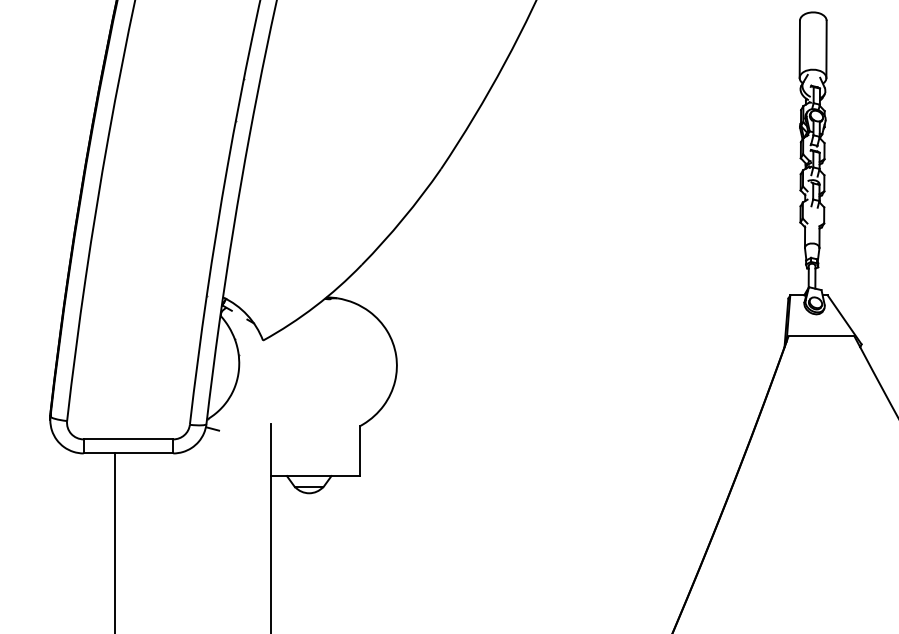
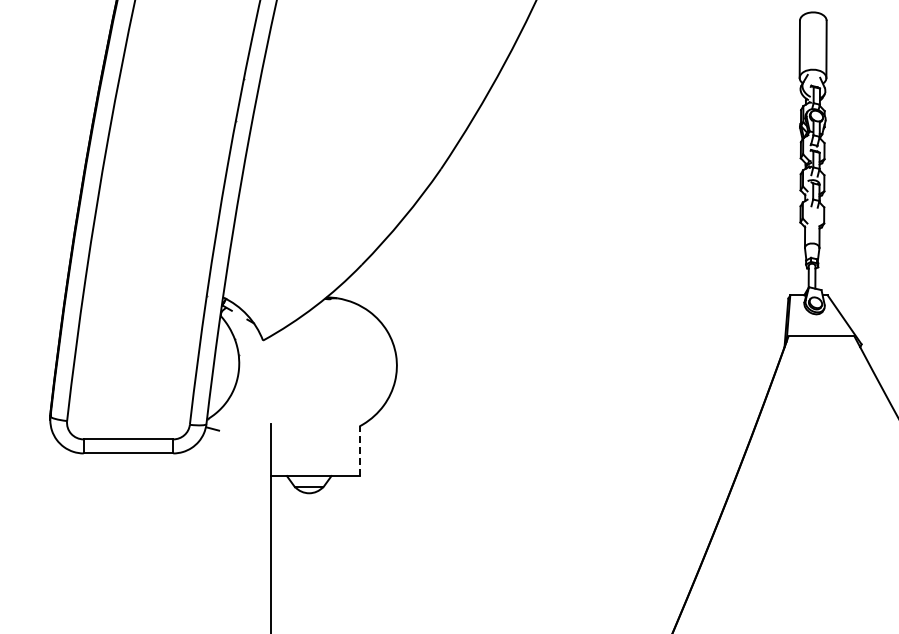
line: solid -> dashed (359, 451)
line: present -> none (115, 541)
